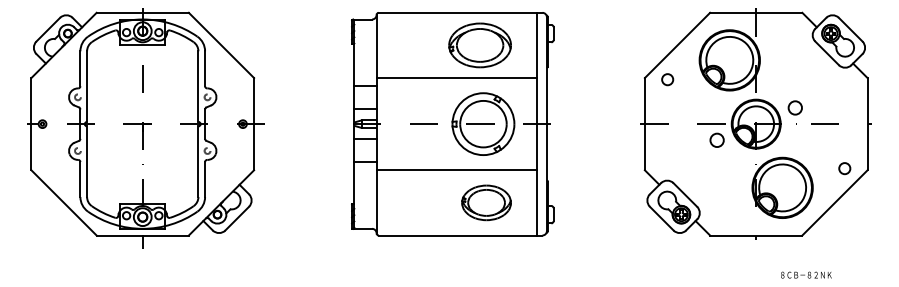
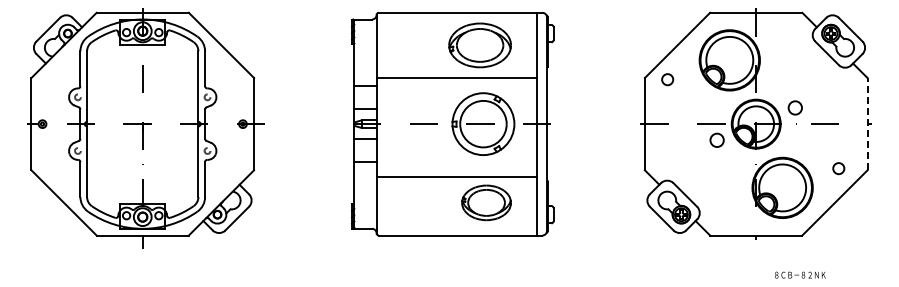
line: solid -> dashed (867, 123)
circle position: (844, 168) -> (838, 168) (838, 168)
line position: (456, 170) -> (456, 177) (456, 177)
text position: (806, 274) -> (800, 274) (800, 274)
